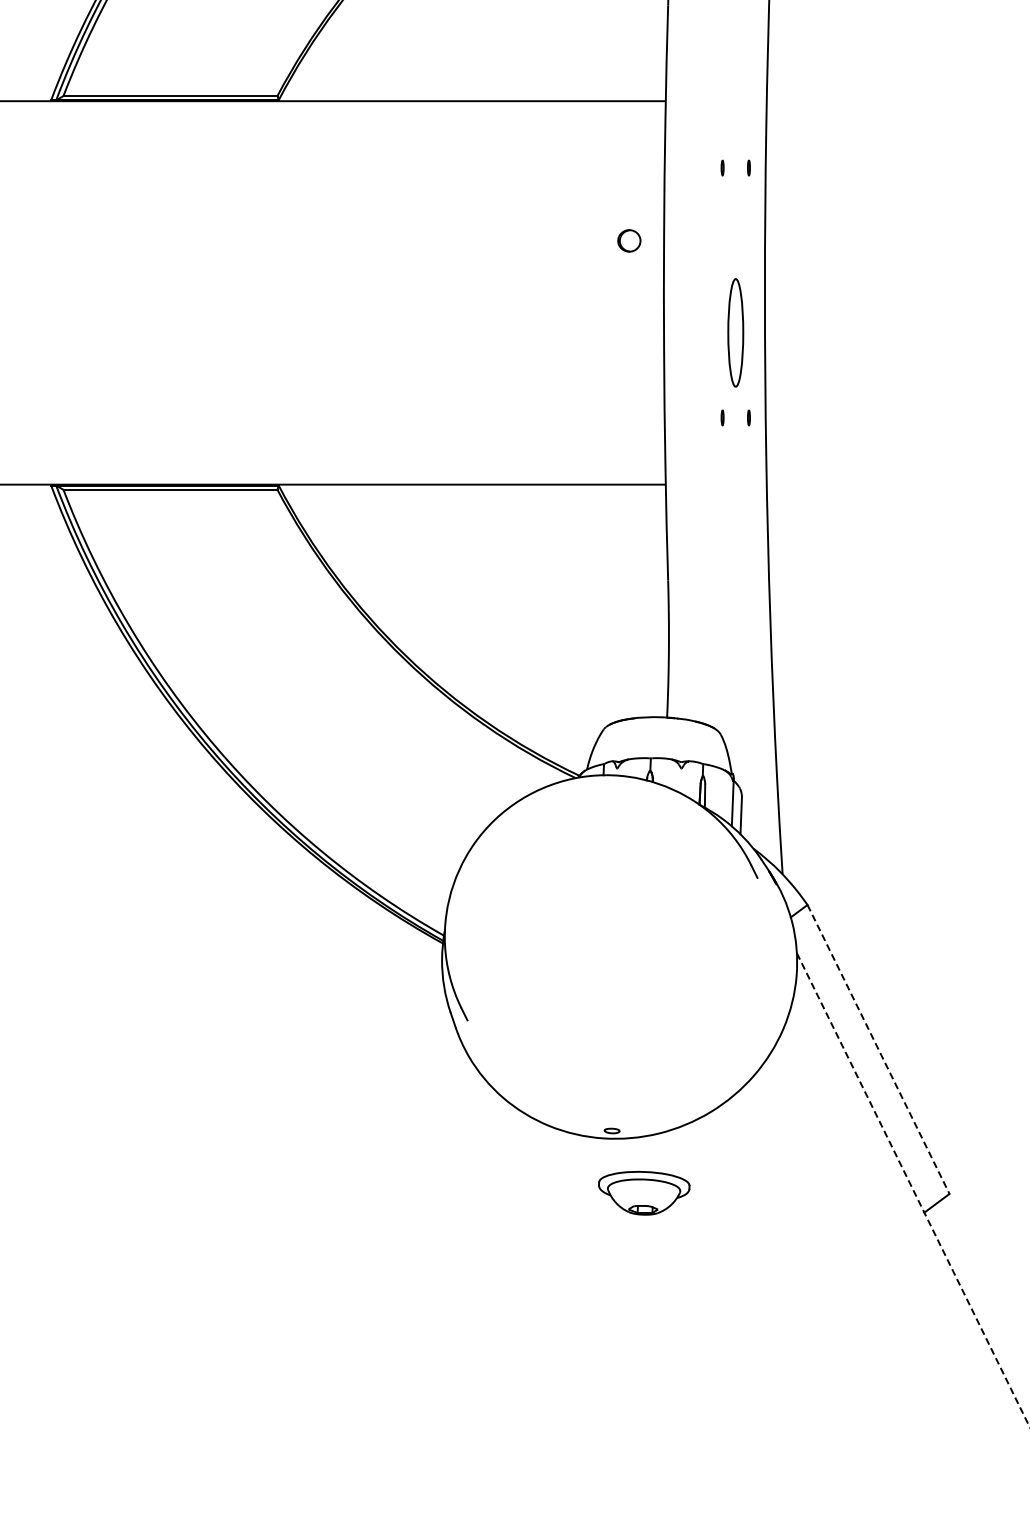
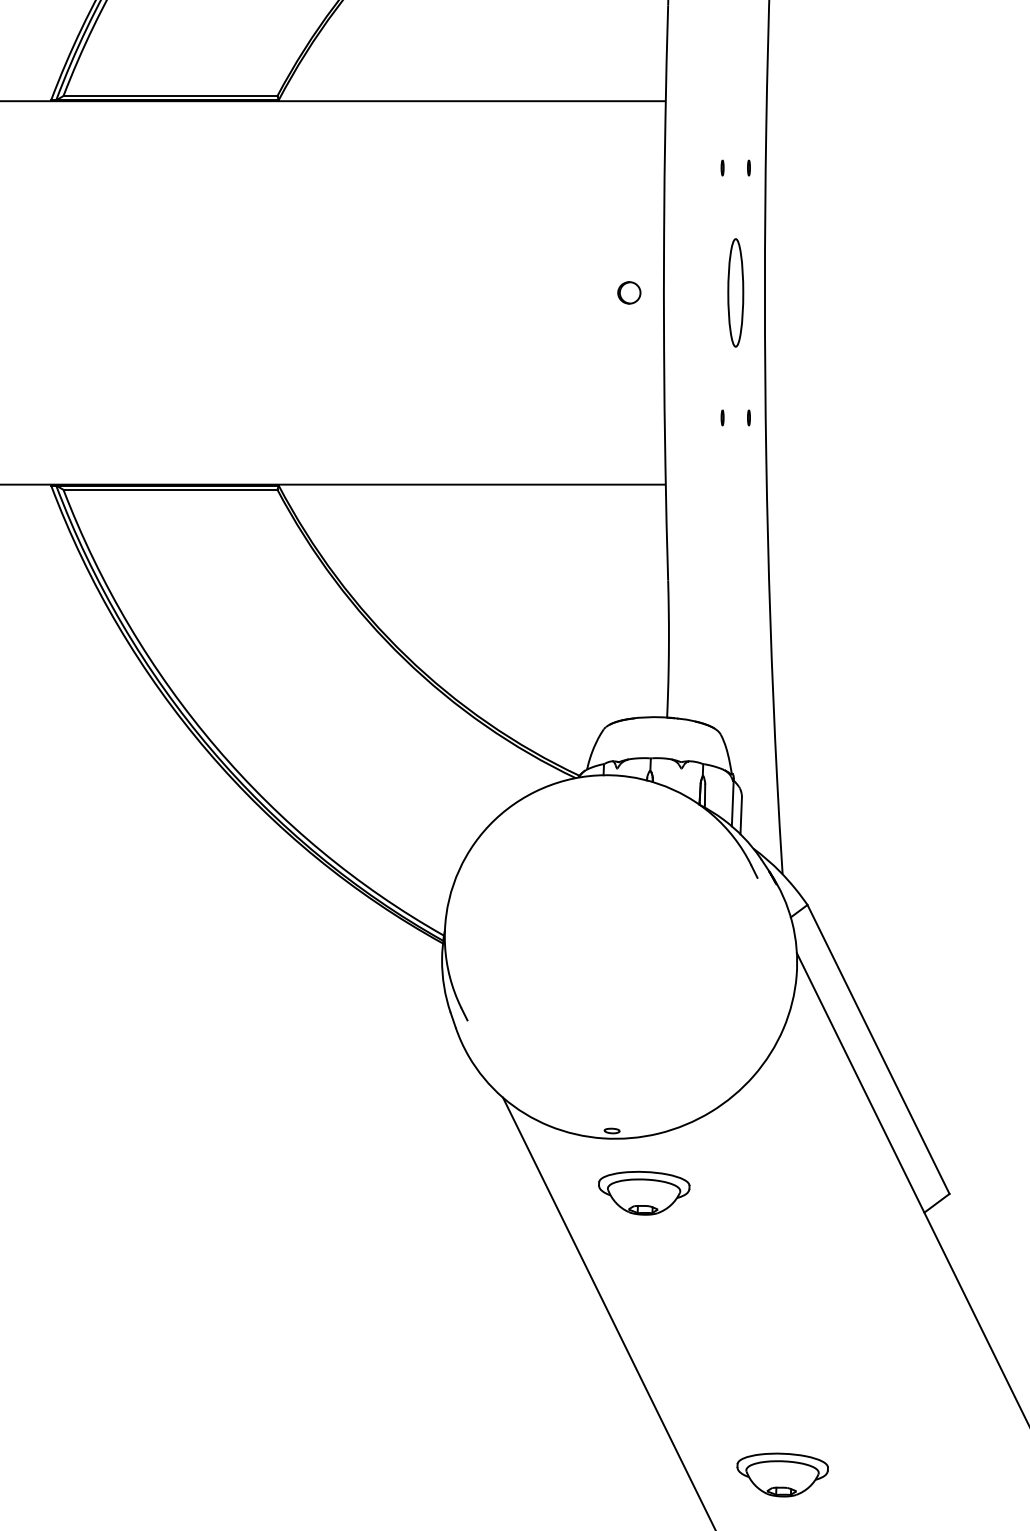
part position: (629, 240) -> (629, 292) (629, 292)
part position: (735, 332) -> (735, 292) (735, 292)
line: dashed -> solid (878, 1049)
line: dashed -> solid (913, 1190)
line: none -> present (608, 1312)
part: none -> present (782, 1474)
